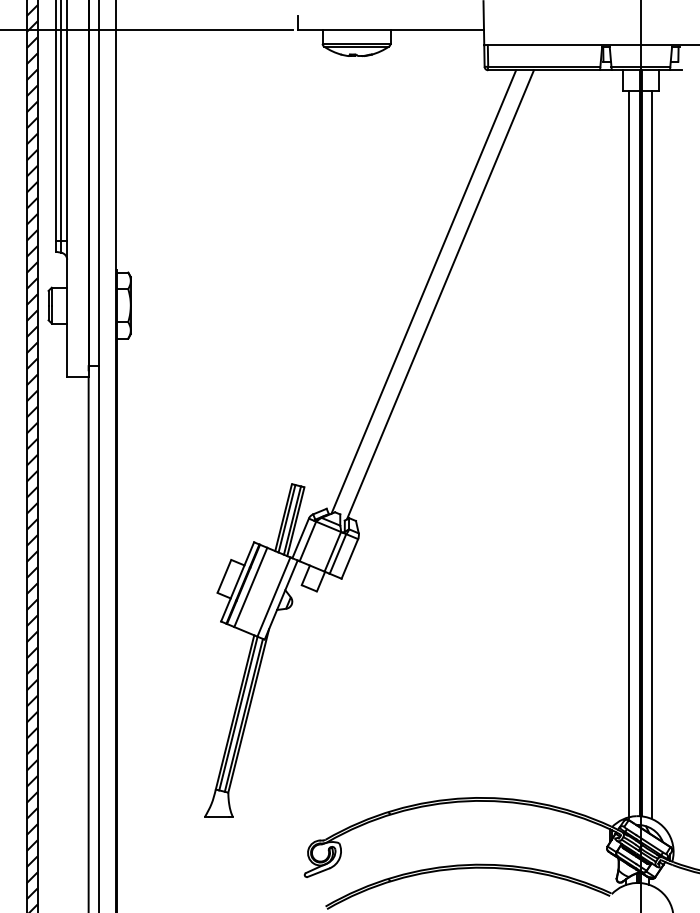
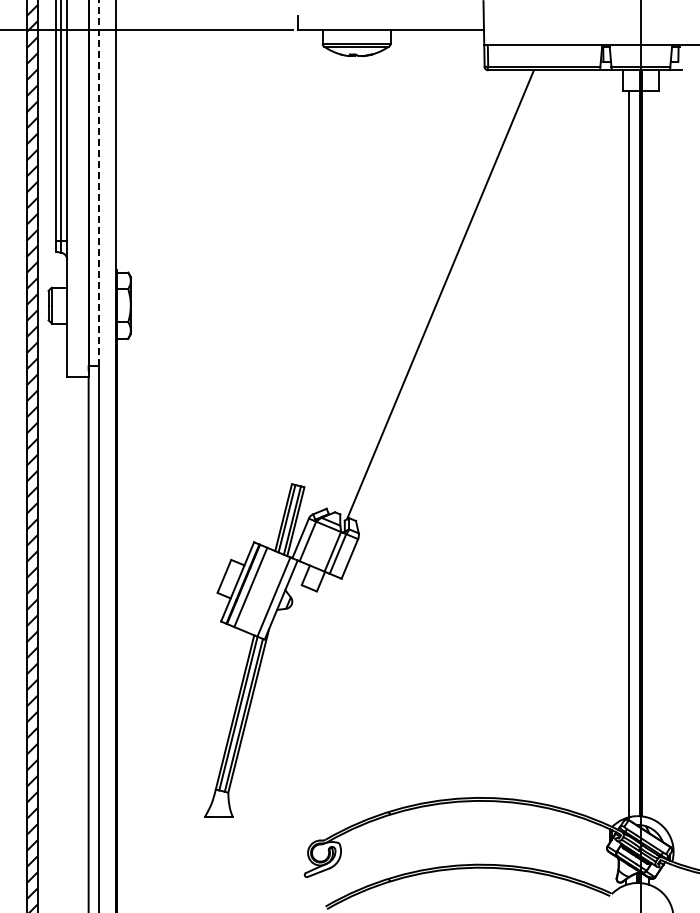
line: solid -> dashed (98, 183)
line: present -> none (423, 291)
line: present -> none (652, 454)
